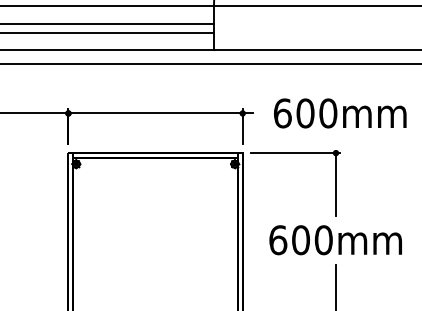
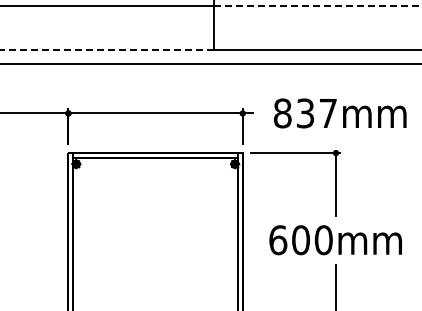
line: solid -> dashed (317, 6)
line: present -> none (107, 23)
line: present -> none (107, 32)
line: solid -> dashed (107, 49)
text: 600mm -> 837mm (305, 113)
